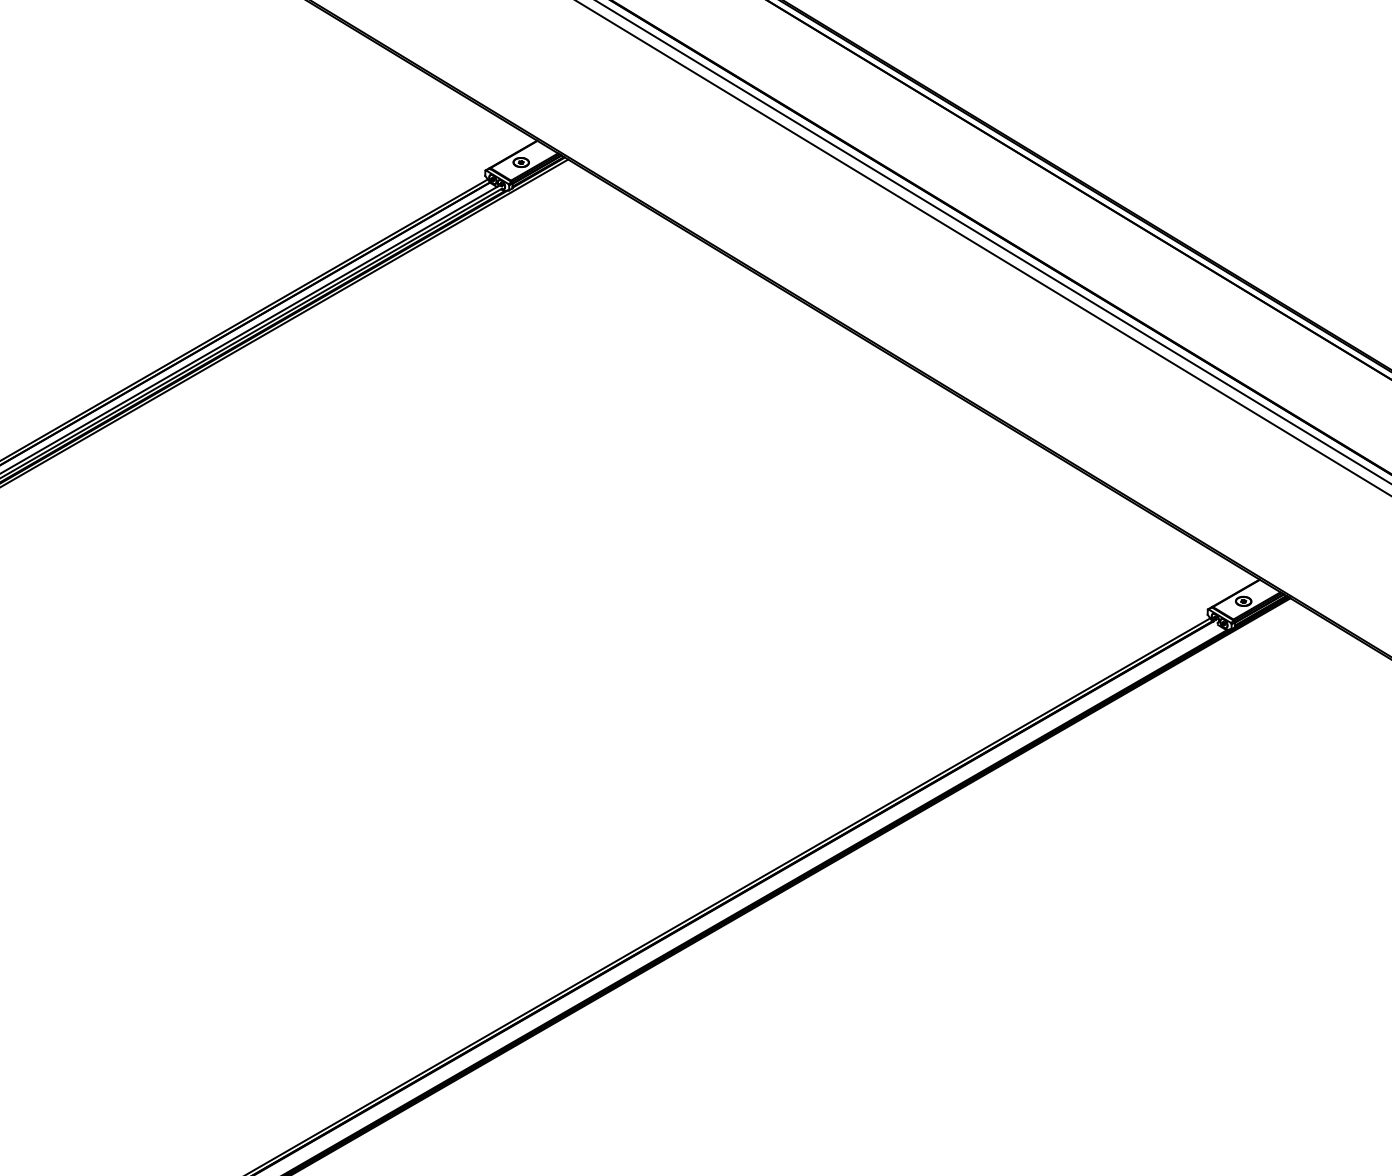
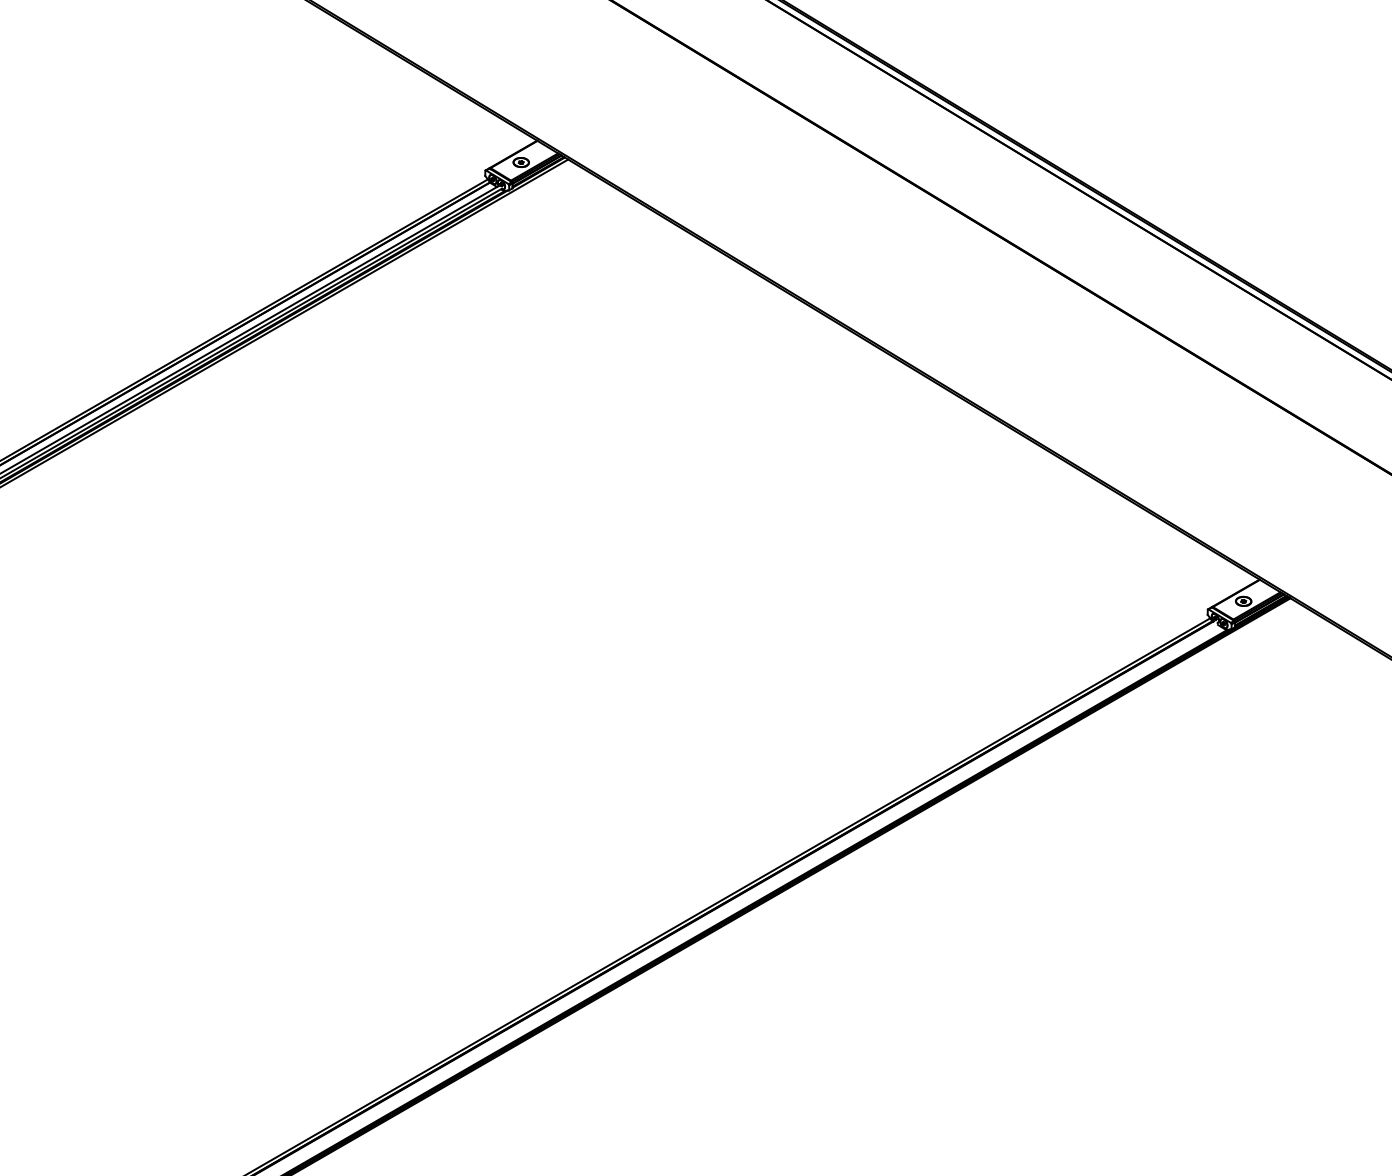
line: present -> none (993, 242)
line: present -> none (983, 248)
